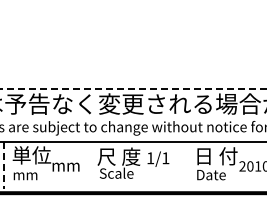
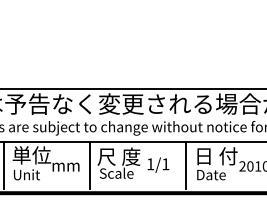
line: dashed -> solid (134, 88)
text position: (158, 158) -> (158, 164) (158, 164)
line: none -> present (90, 164)
line: none -> present (186, 164)
line: dashed -> solid (4, 165)
text: mm -> Unit (26, 174)
